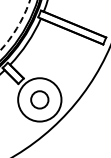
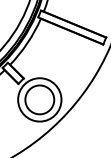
circle: dashed -> solid (14, 25)
circle diameter: 17 px -> 29 px (39, 99)
